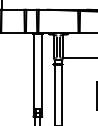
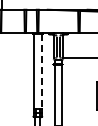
line: solid -> dashed (41, 72)
